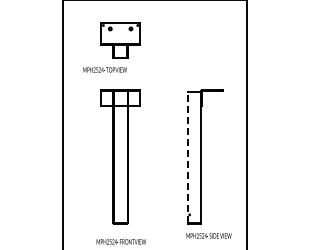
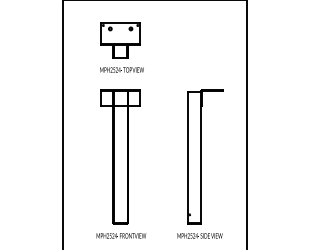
text position: (104, 69) -> (121, 69) (121, 69)
line: dashed -> solid (187, 156)
text position: (208, 235) -> (199, 235) (199, 235)
text position: (121, 241) -> (121, 235) (121, 235)
